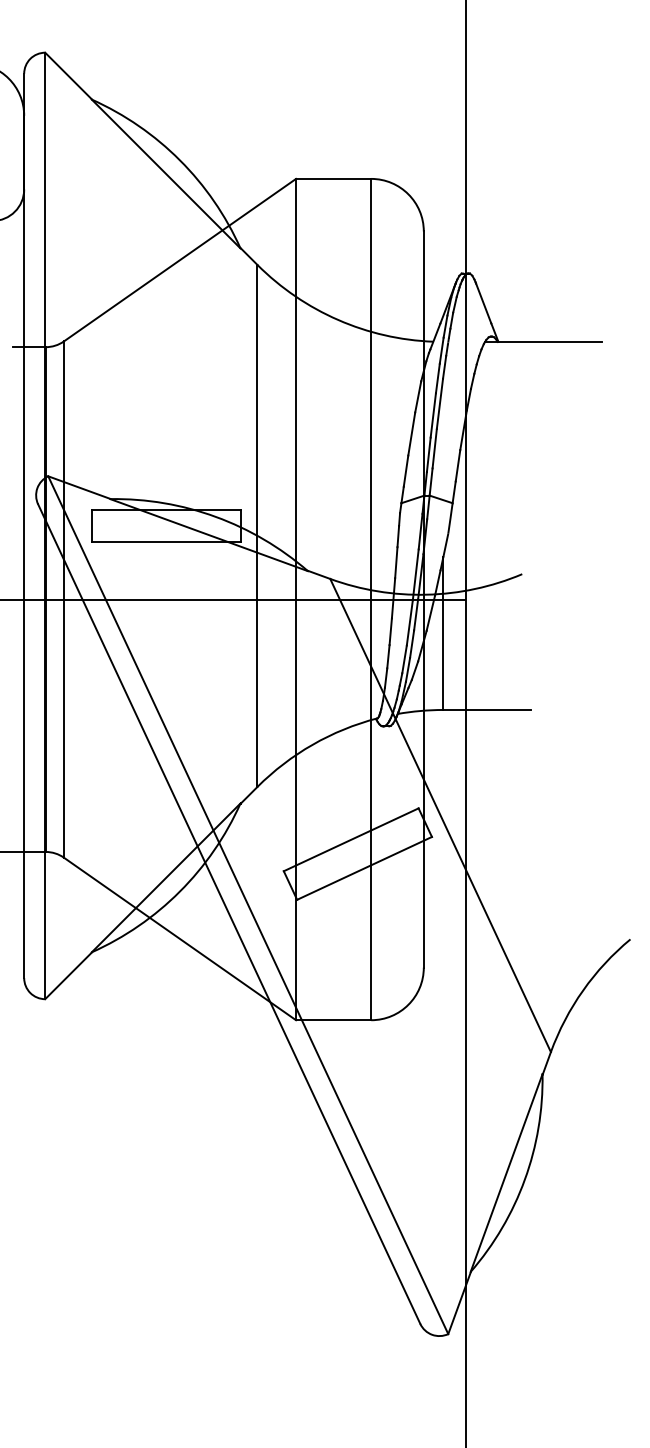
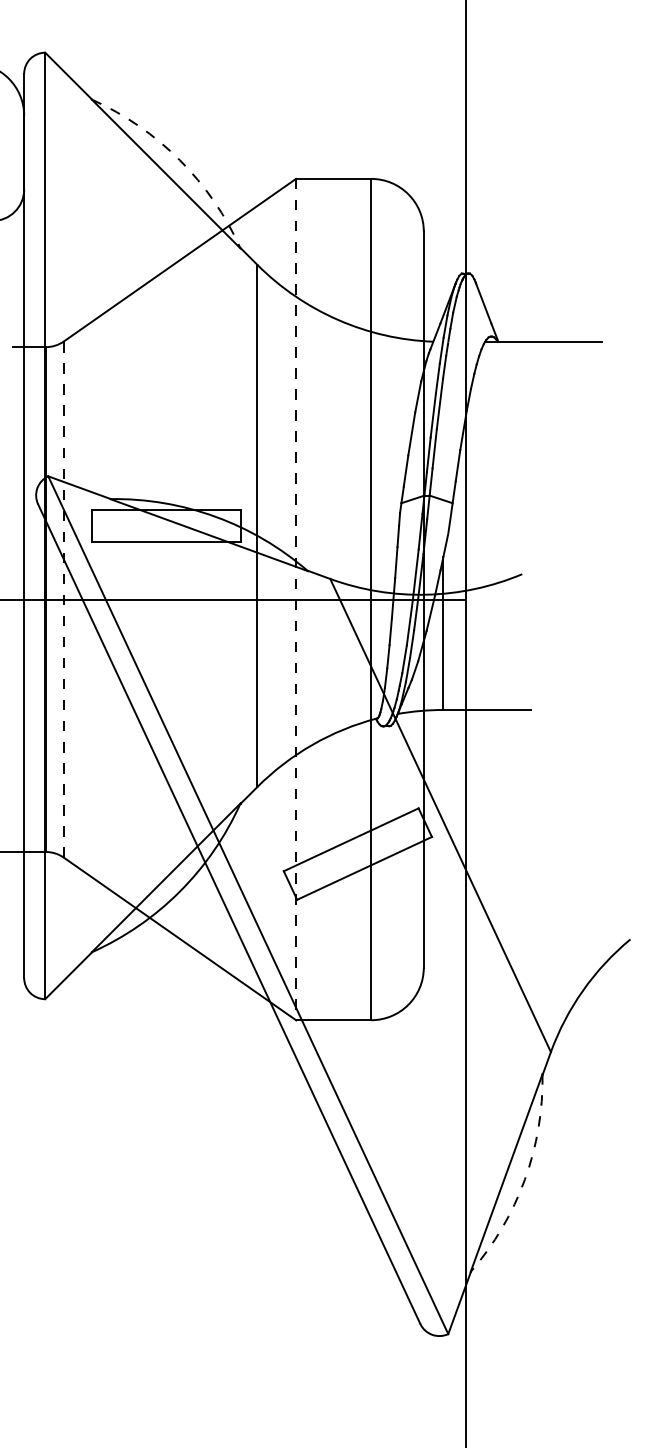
arc: solid -> dashed (179, 160)
line: solid -> dashed (63, 599)
line: solid -> dashed (296, 599)
arc: solid -> dashed (524, 1179)
